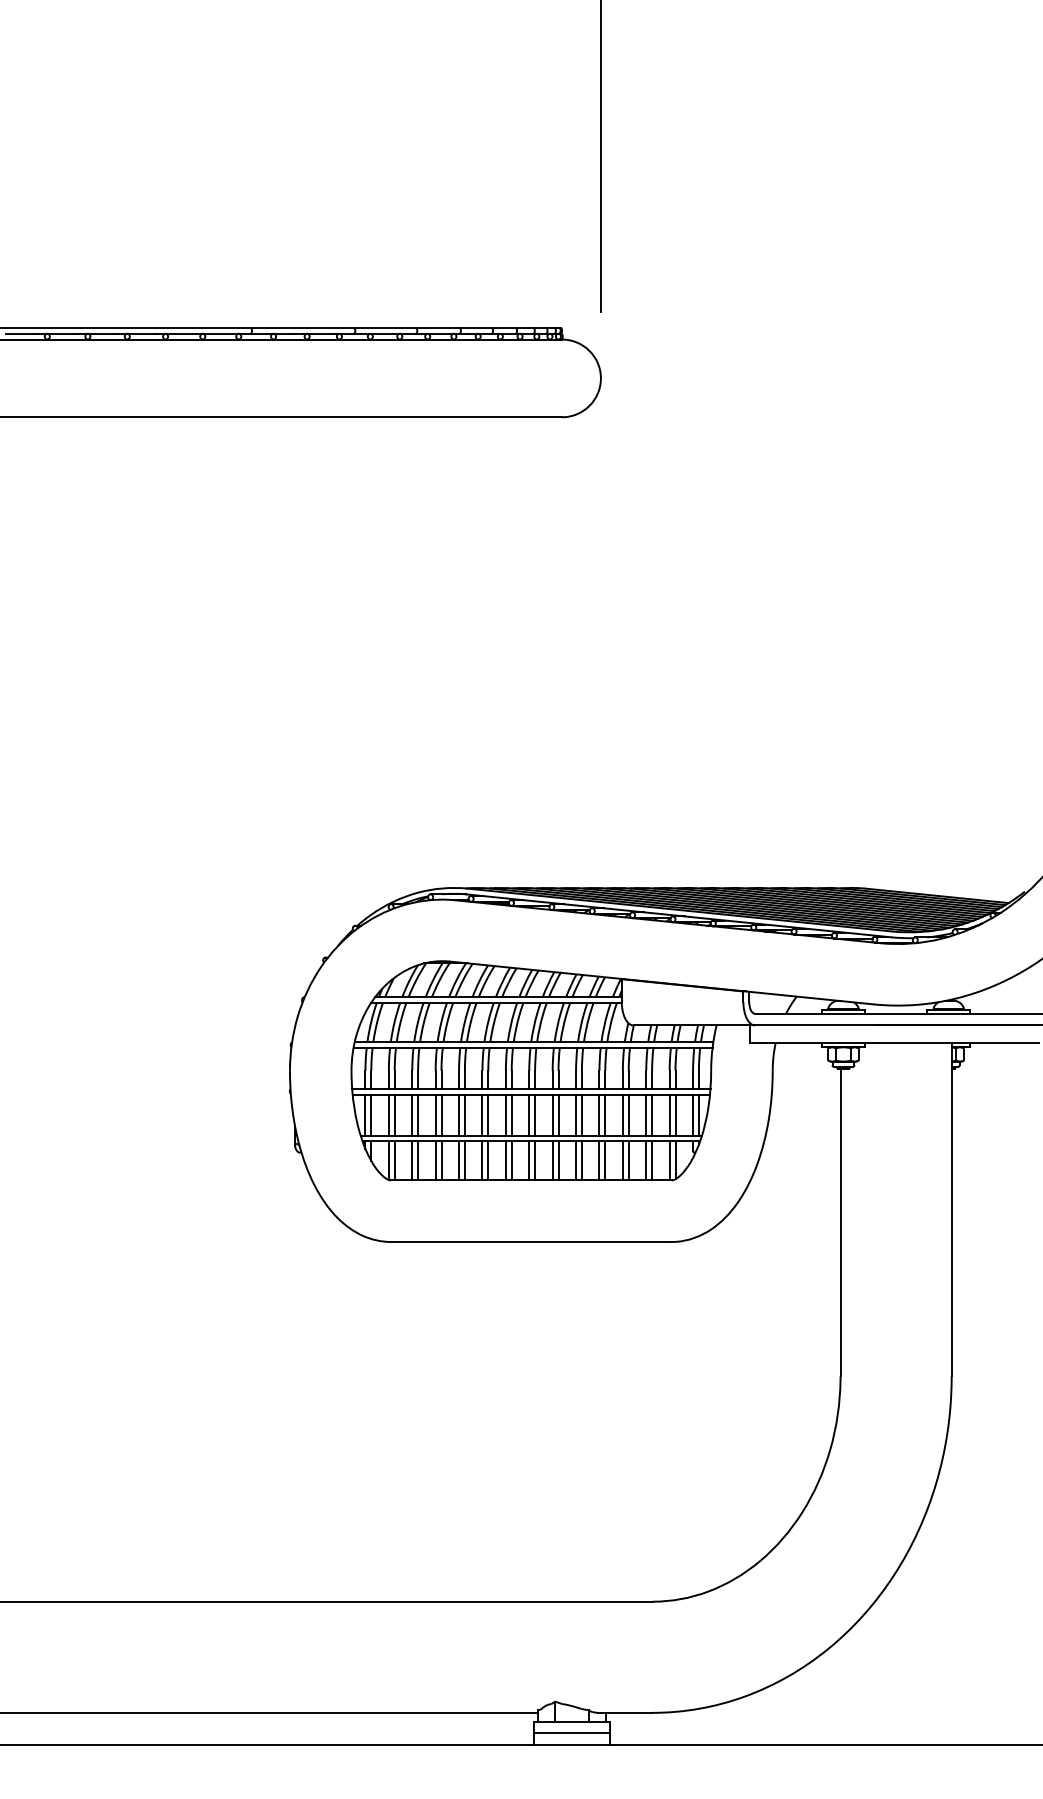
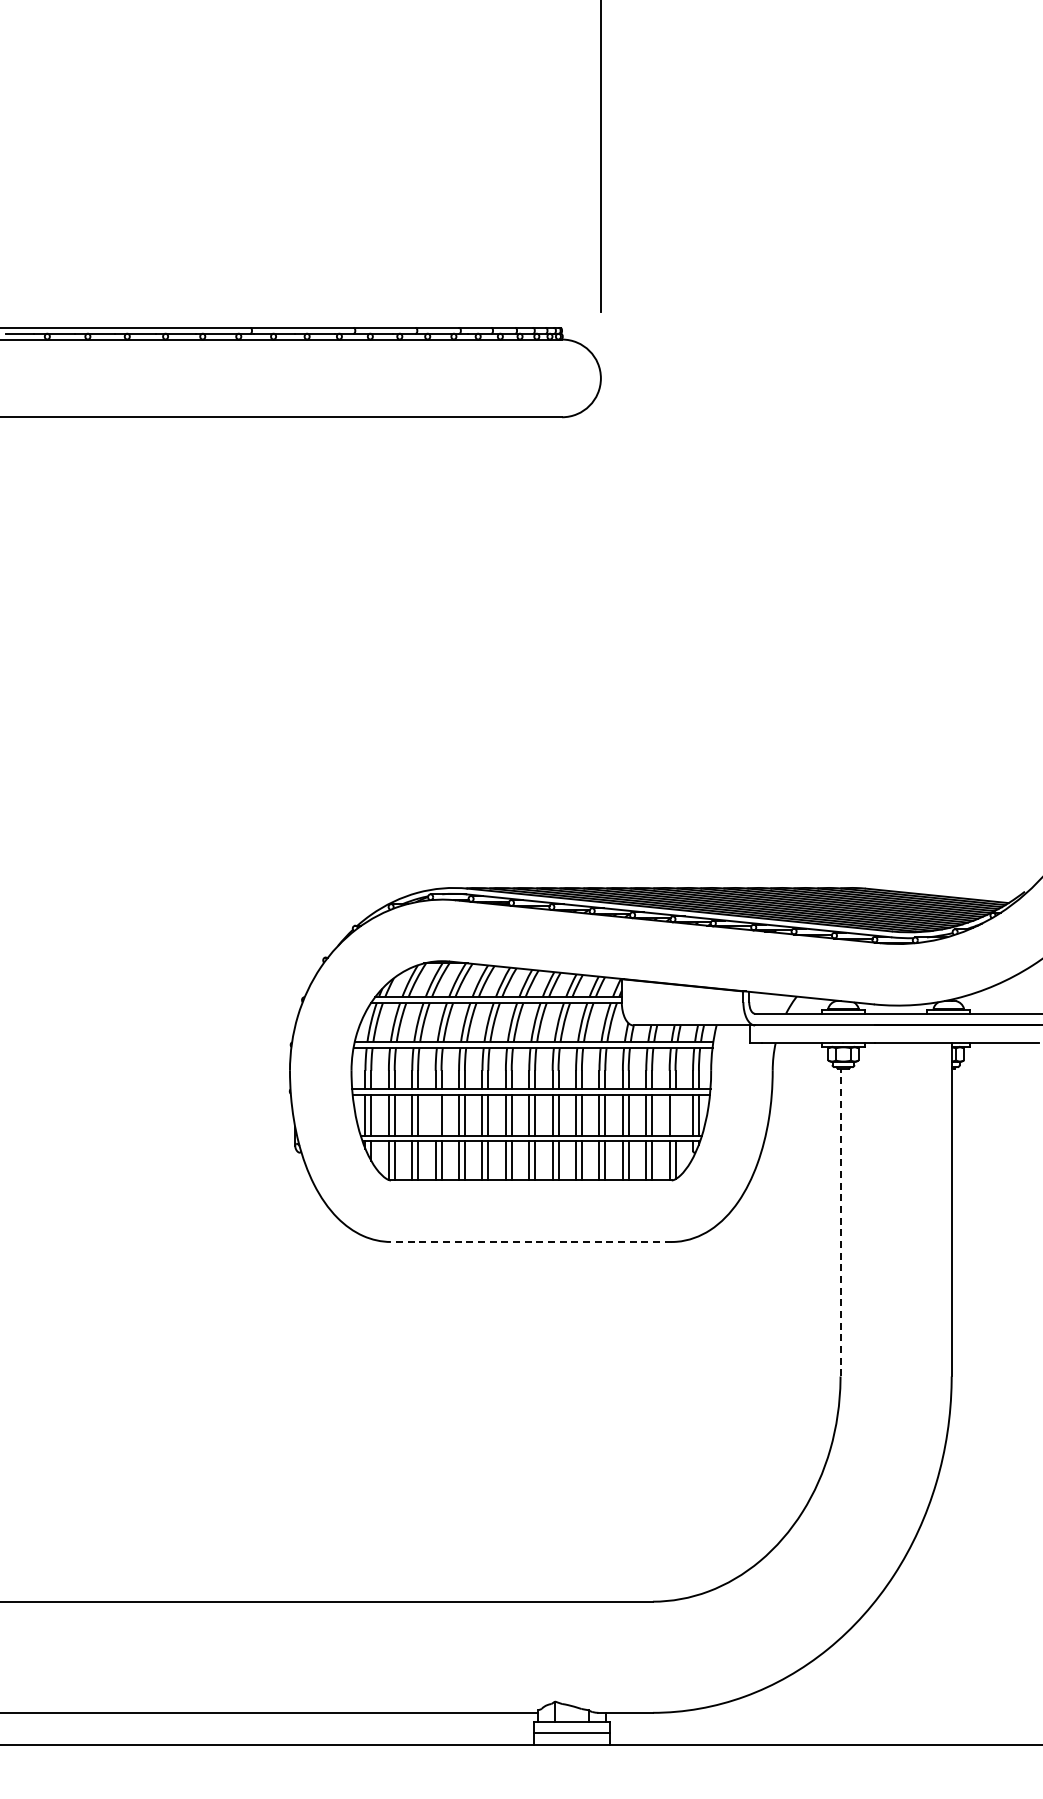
line: present -> none (435, 1114)
line: present -> none (675, 1114)
line: solid -> dashed (840, 1222)
line: solid -> dashed (530, 1241)
